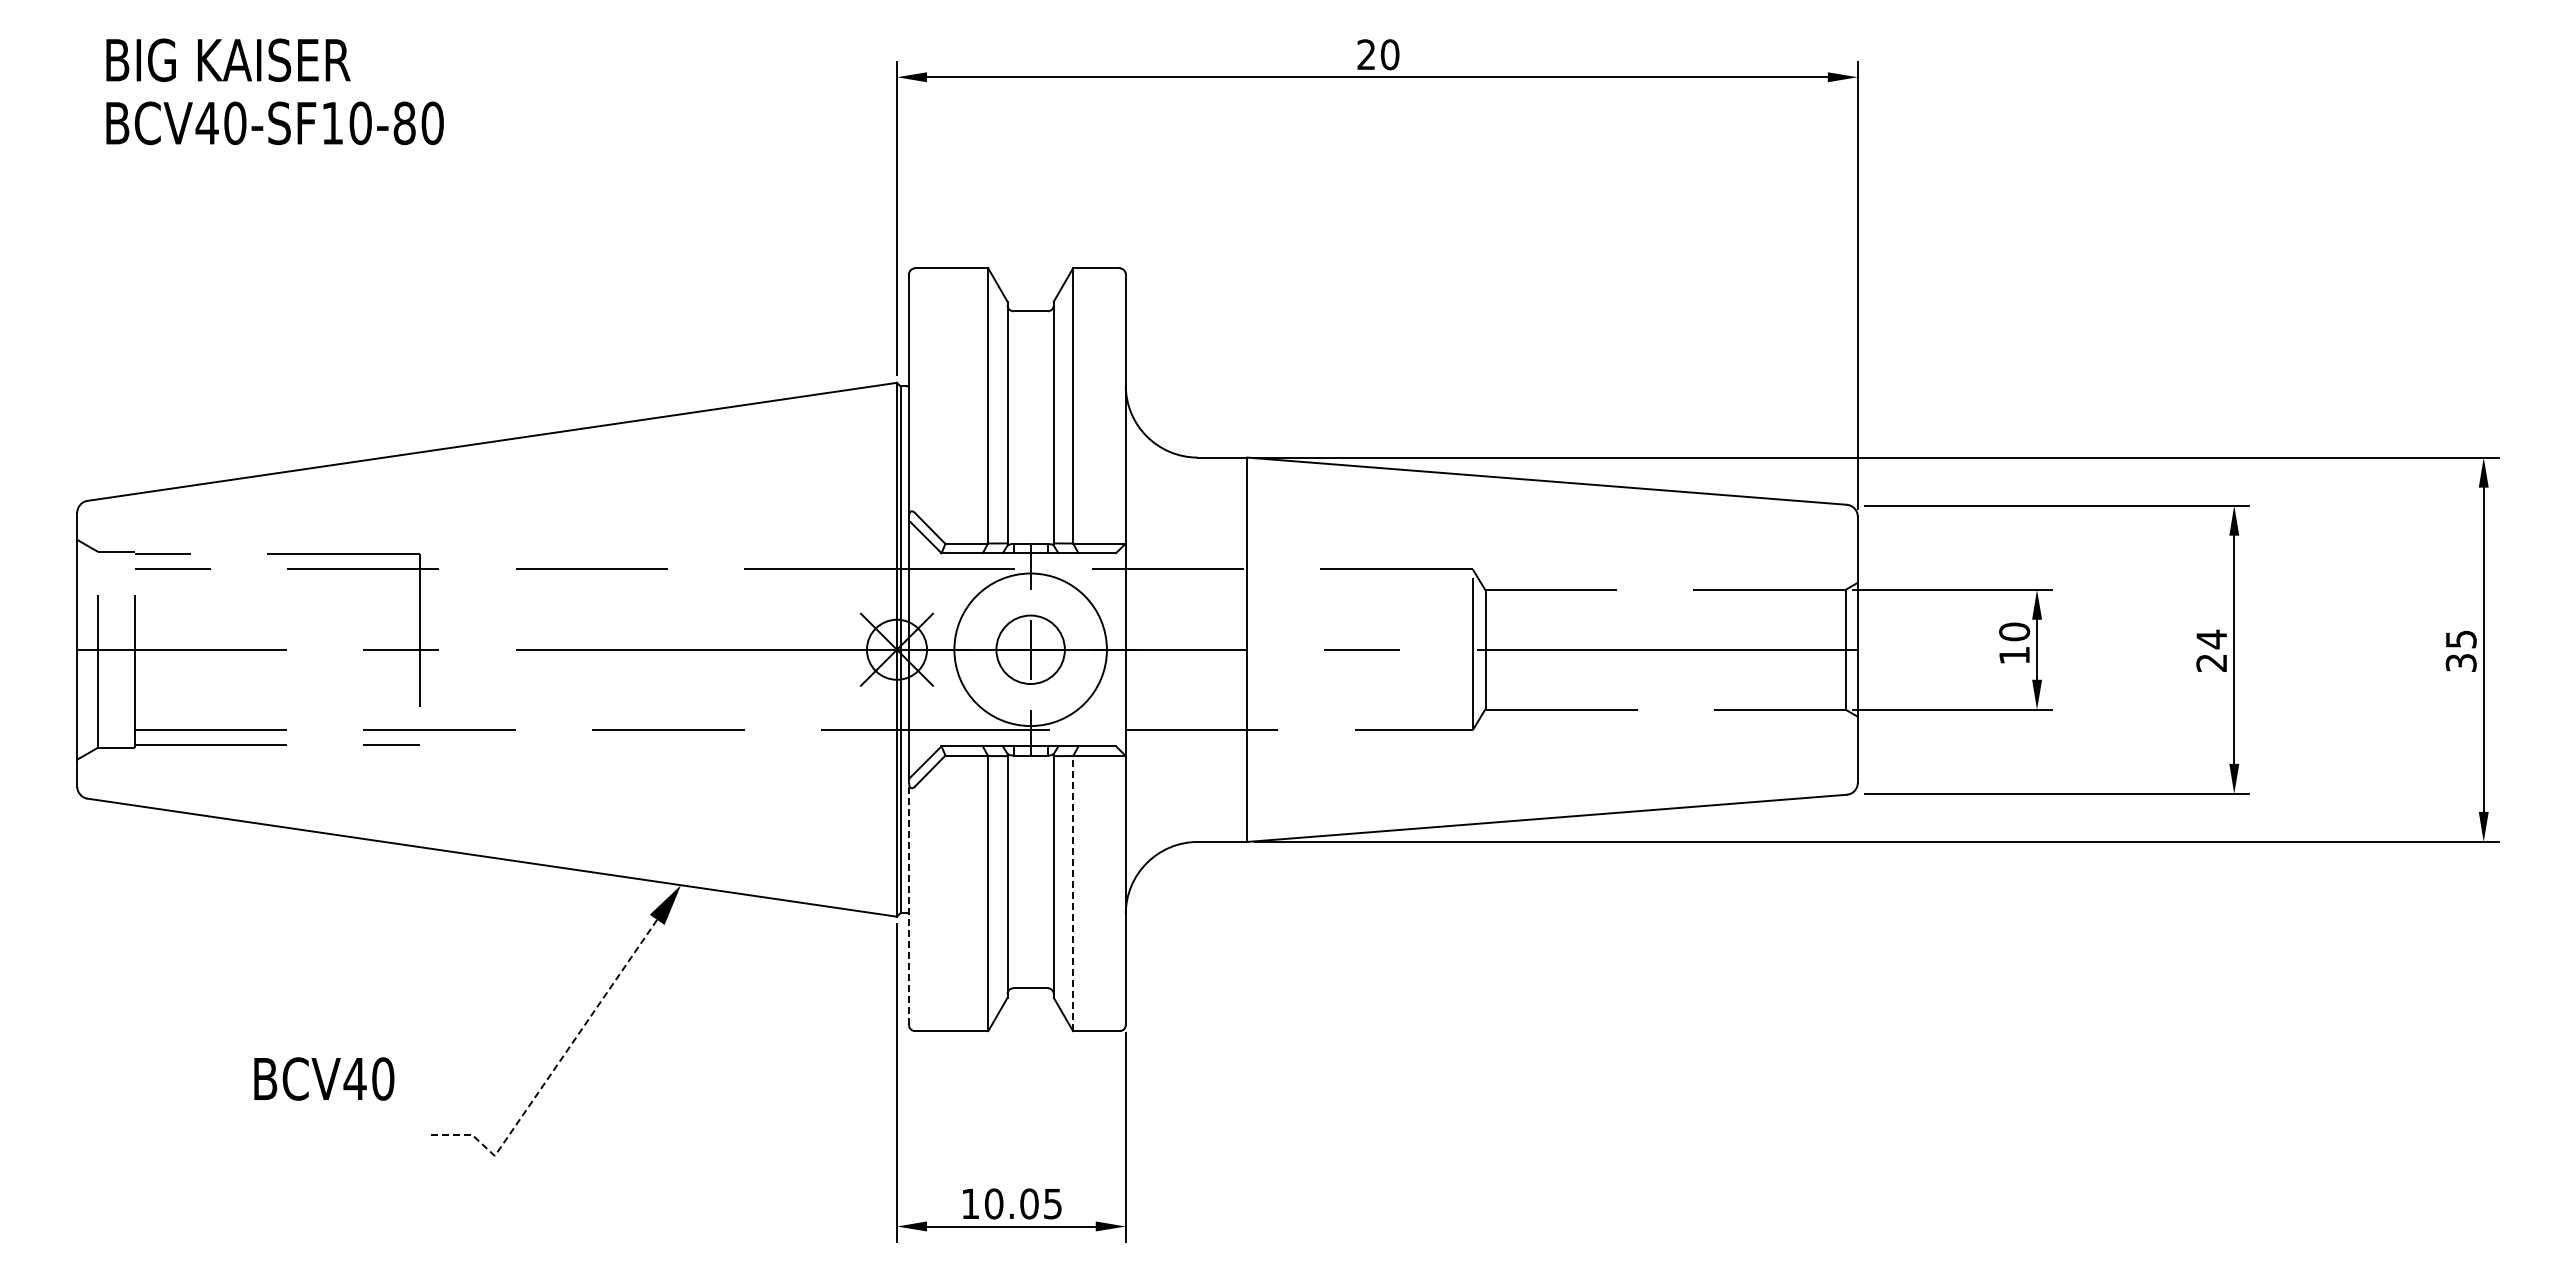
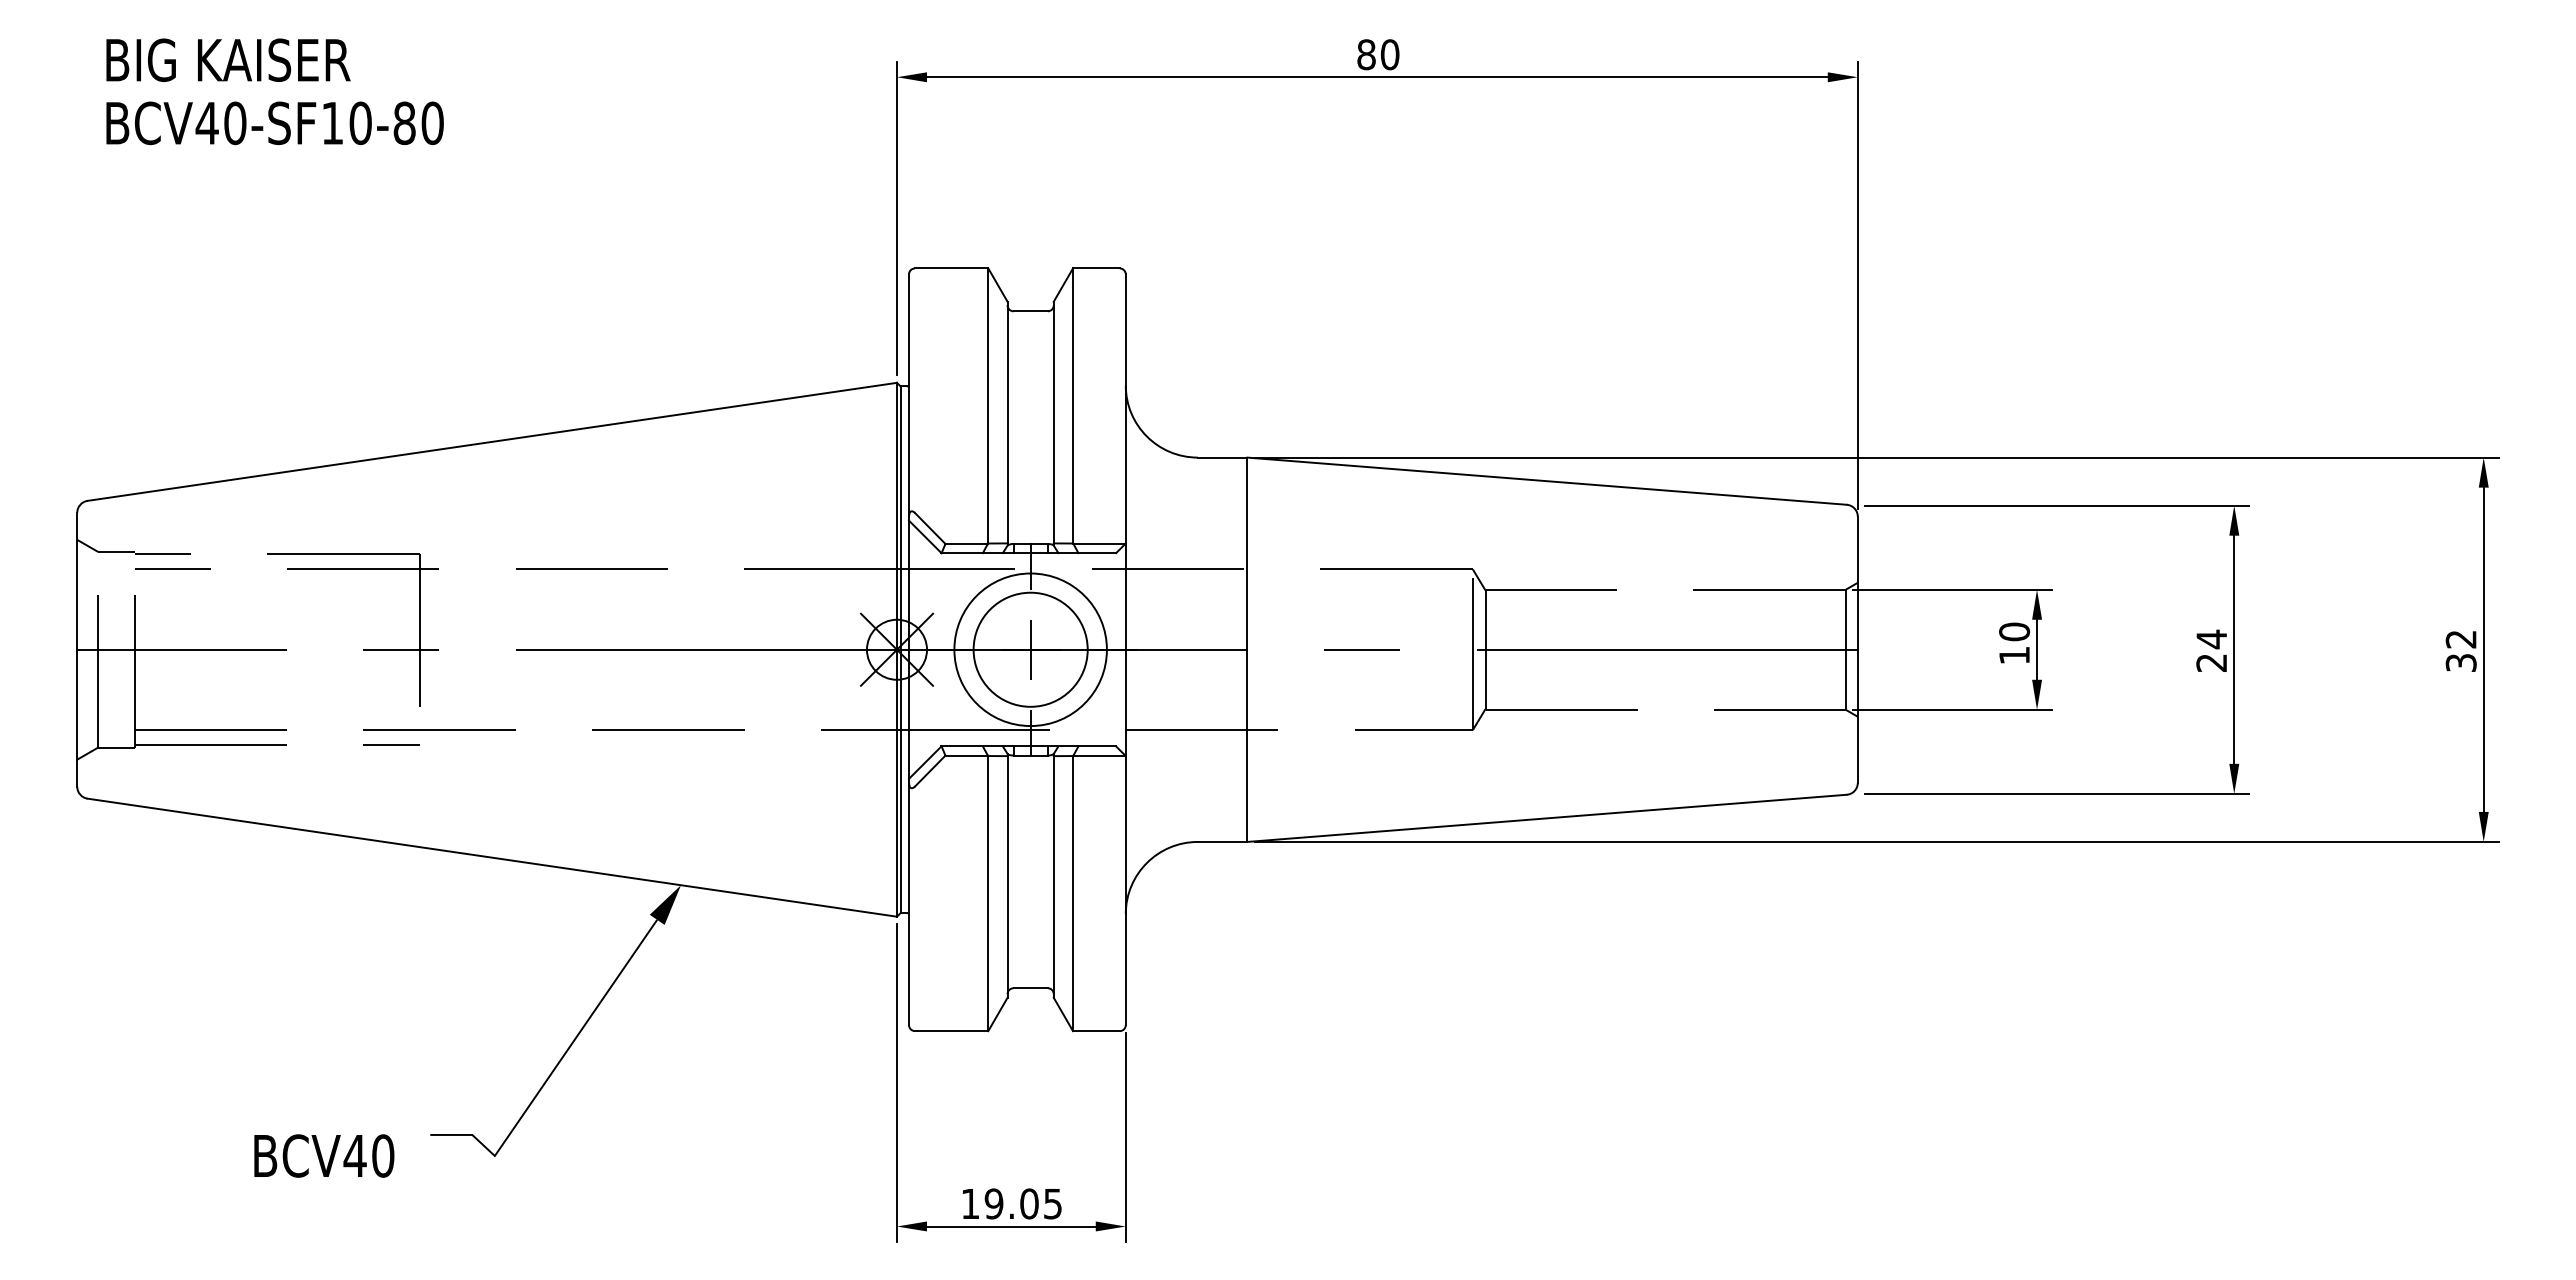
text: 20 -> 80 (1366, 54)
text: 35 -> 32 (2460, 639)
circle diameter: 68 px -> 114 px (1030, 649)
line: dashed -> solid (1073, 893)
line: dashed -> solid (909, 903)
line: dashed -> solid (554, 1069)
text position: (324, 1078) -> (324, 1155) (324, 1155)
text: 10.05 -> 19.05 (993, 1203)
